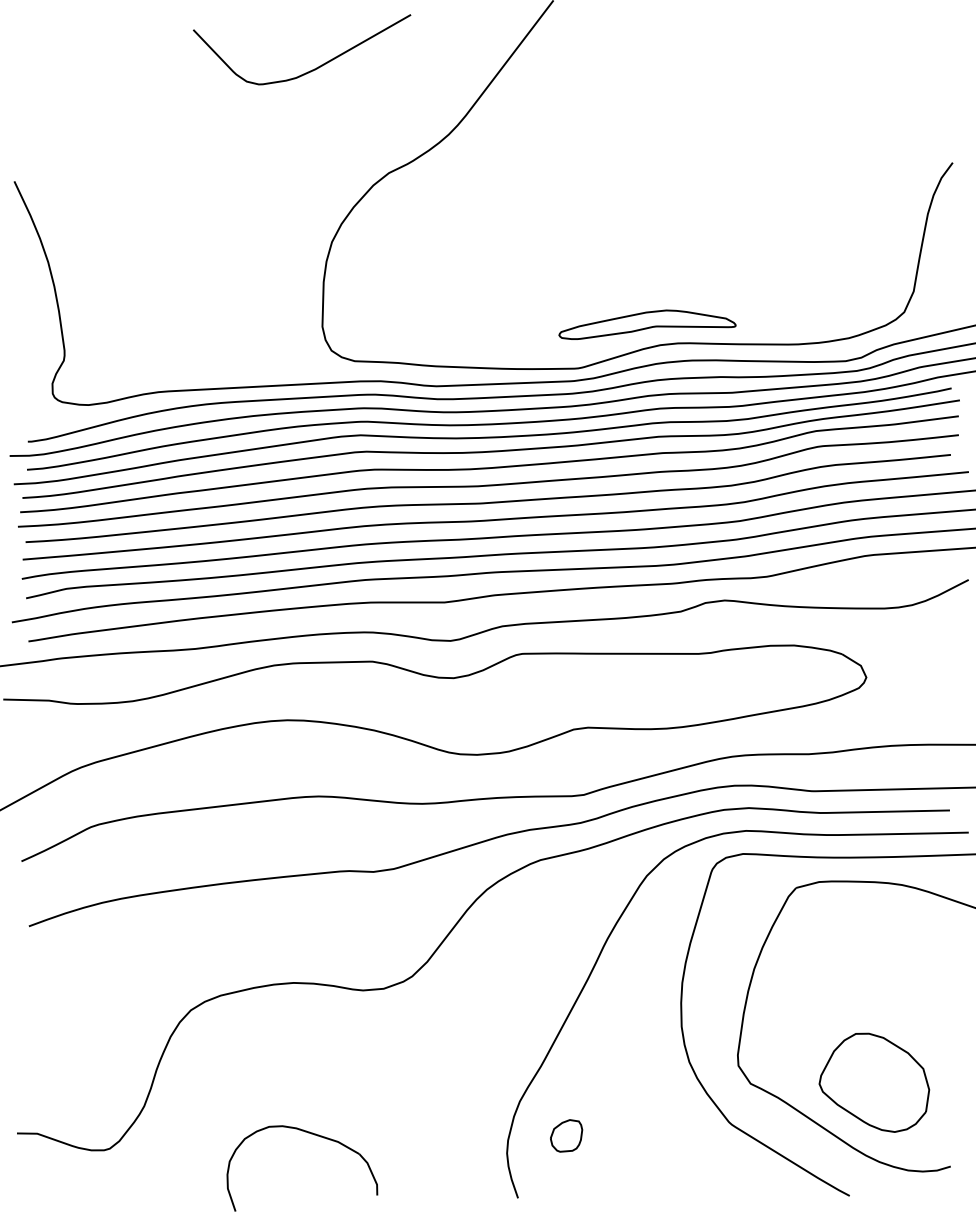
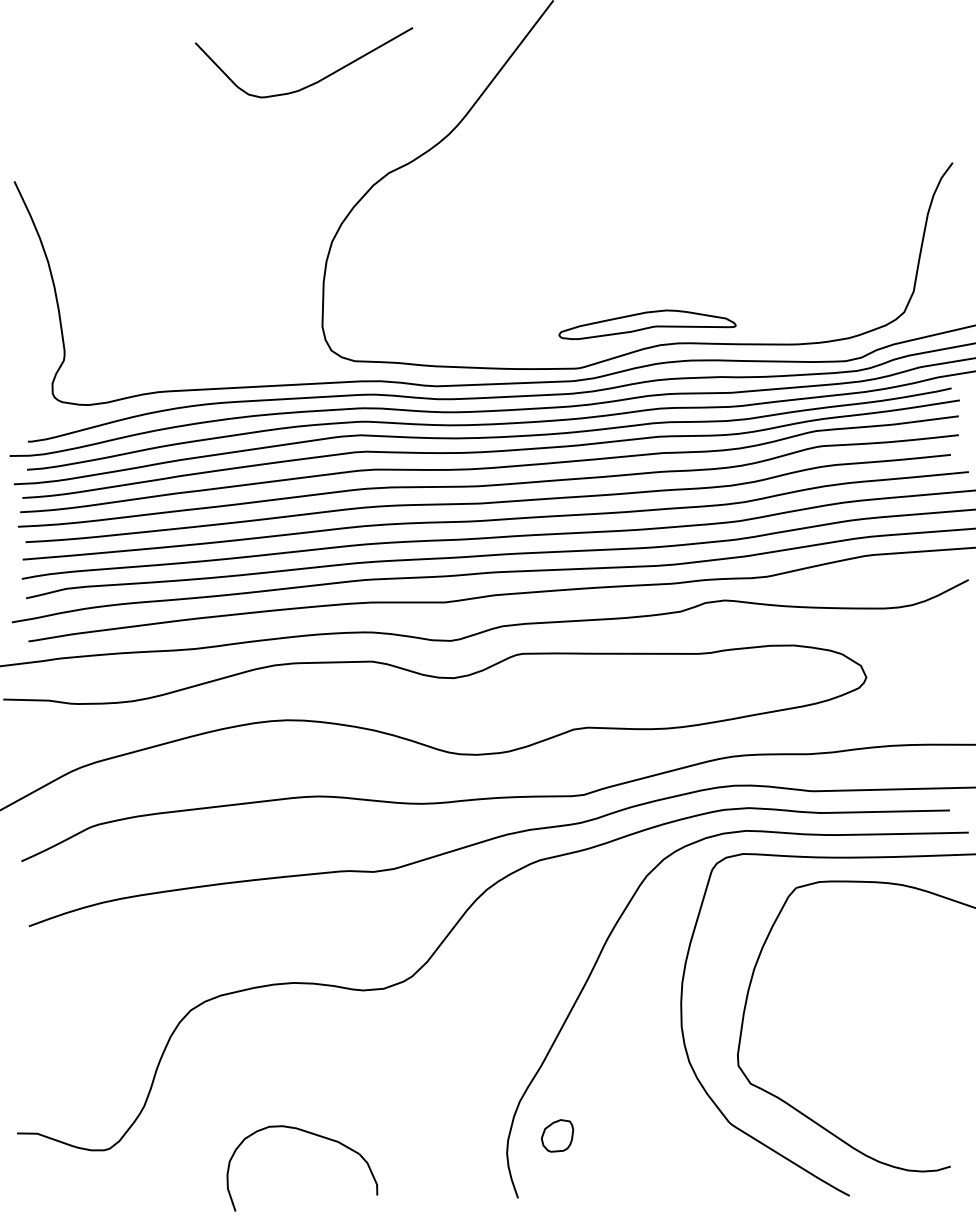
curve position: (312, 69) -> (314, 82) (314, 82)
part: present -> none (874, 1082)
part position: (566, 1135) -> (557, 1135) (557, 1135)
